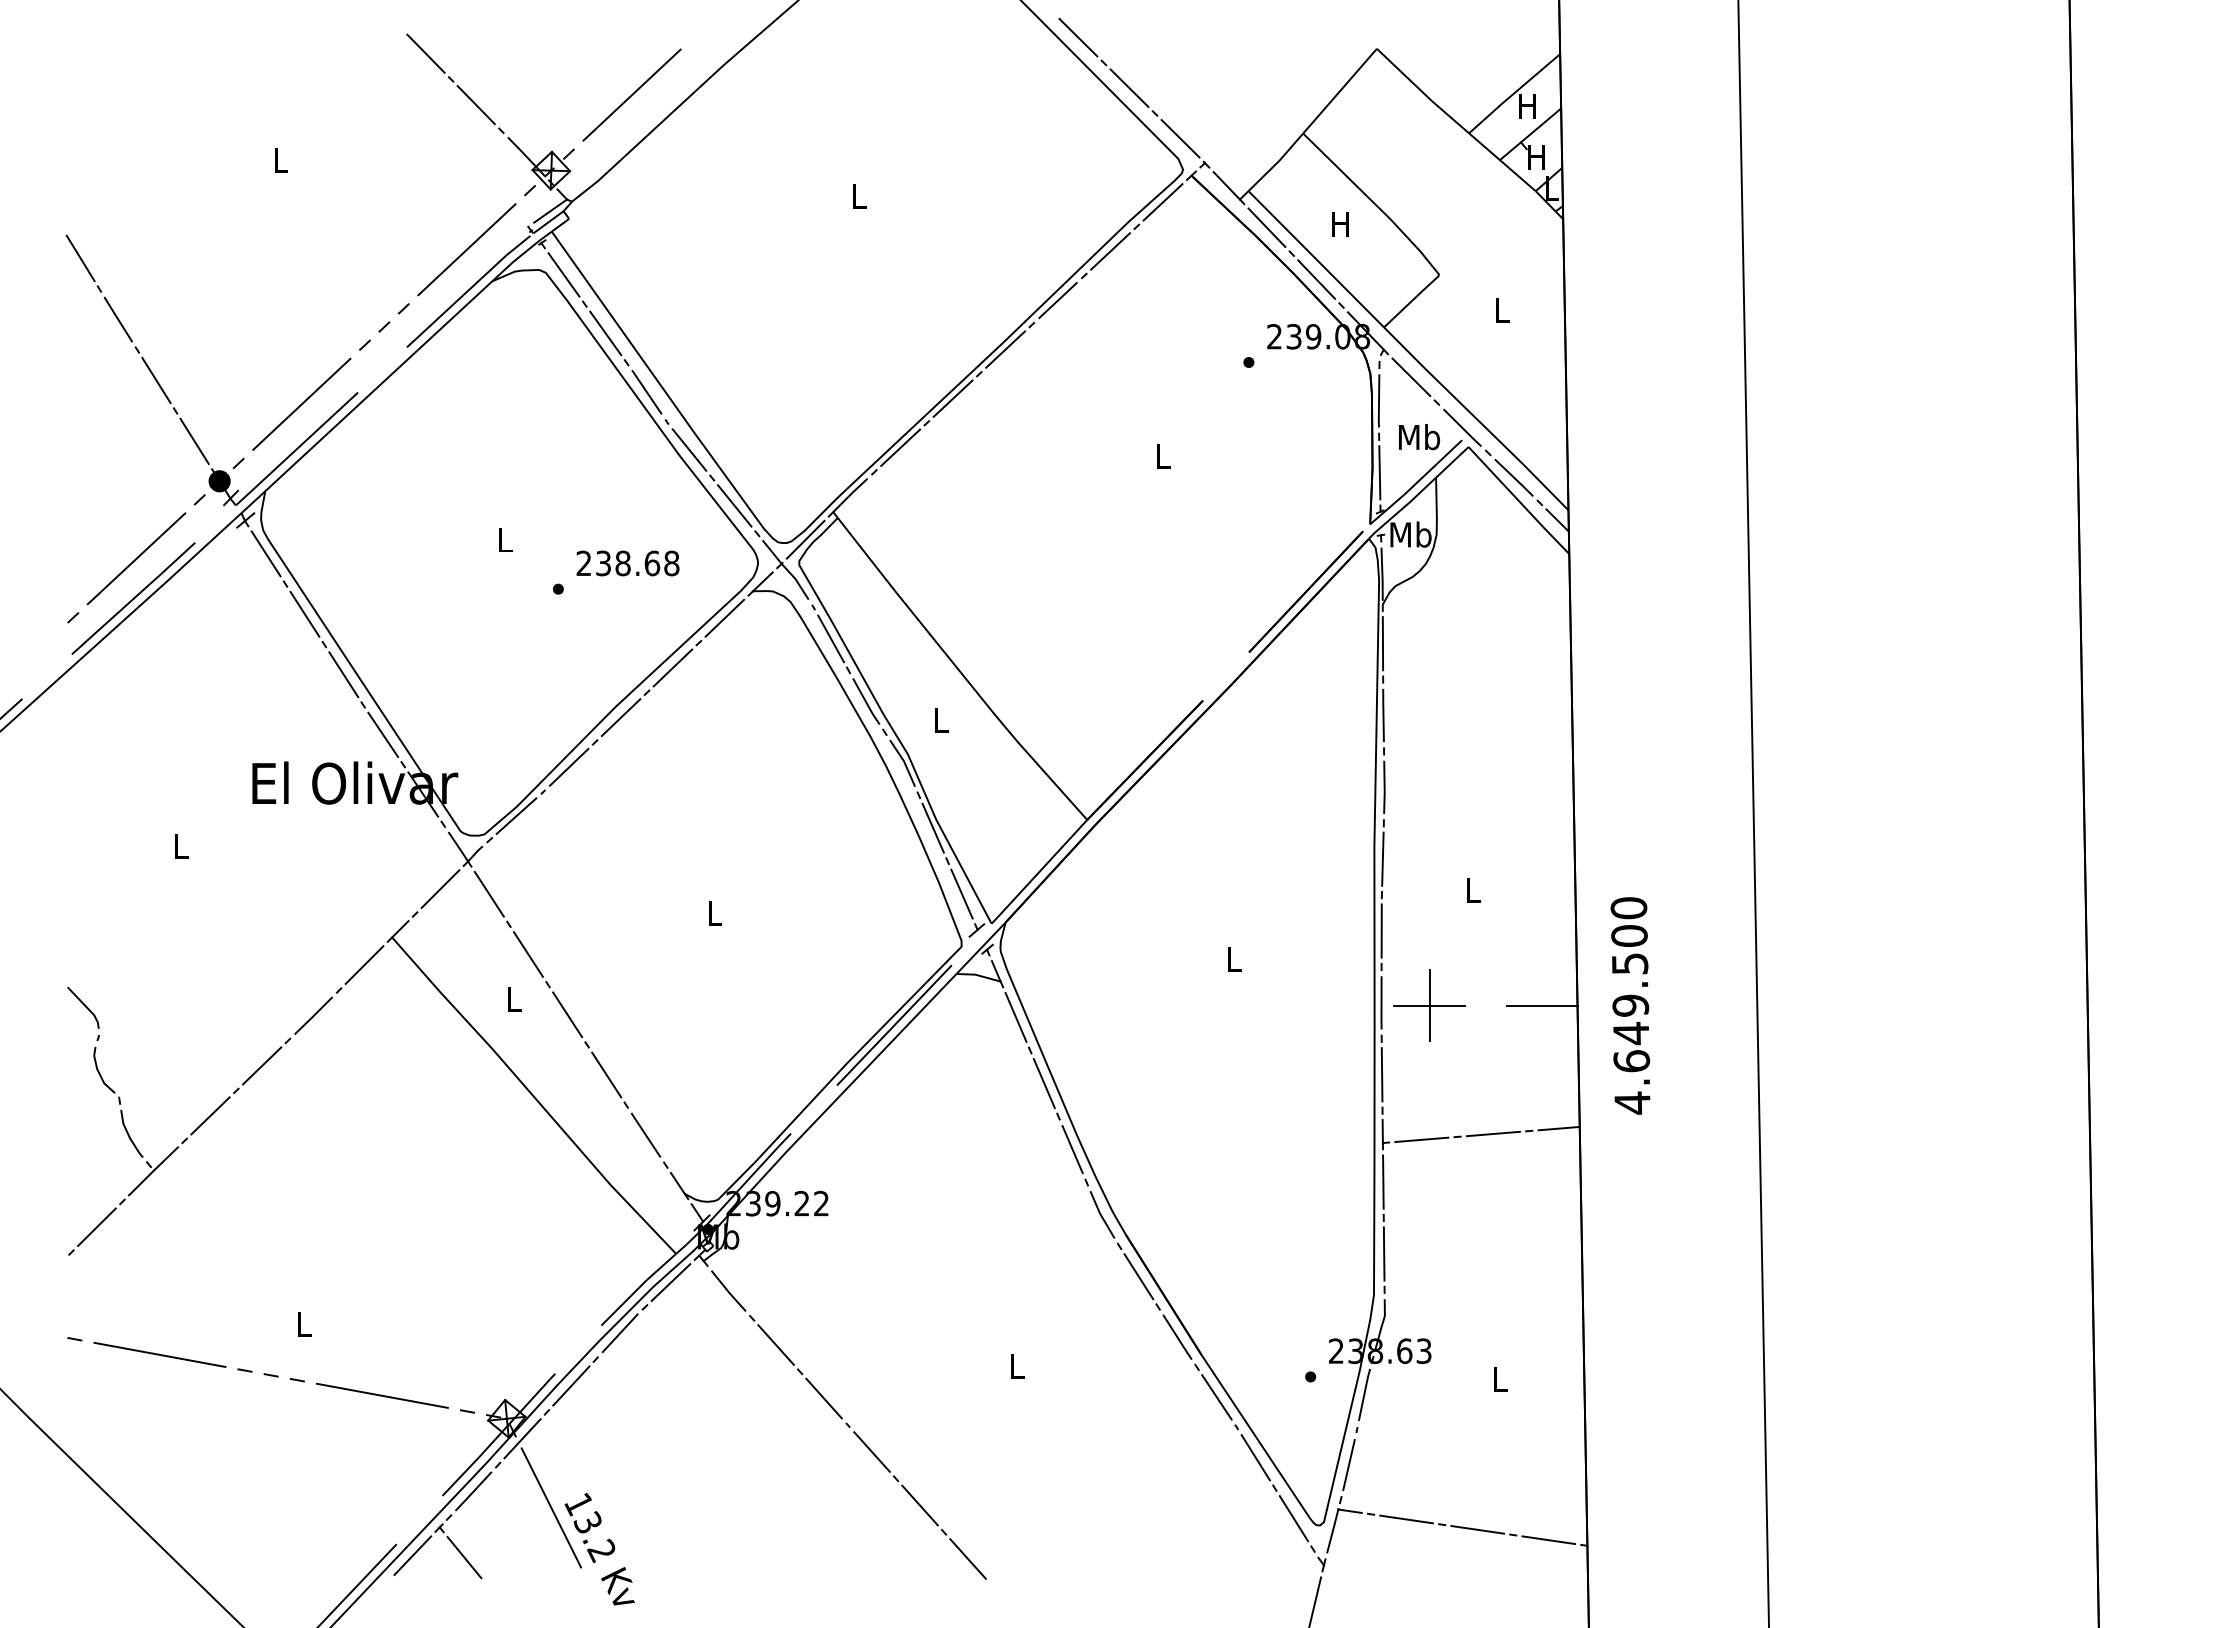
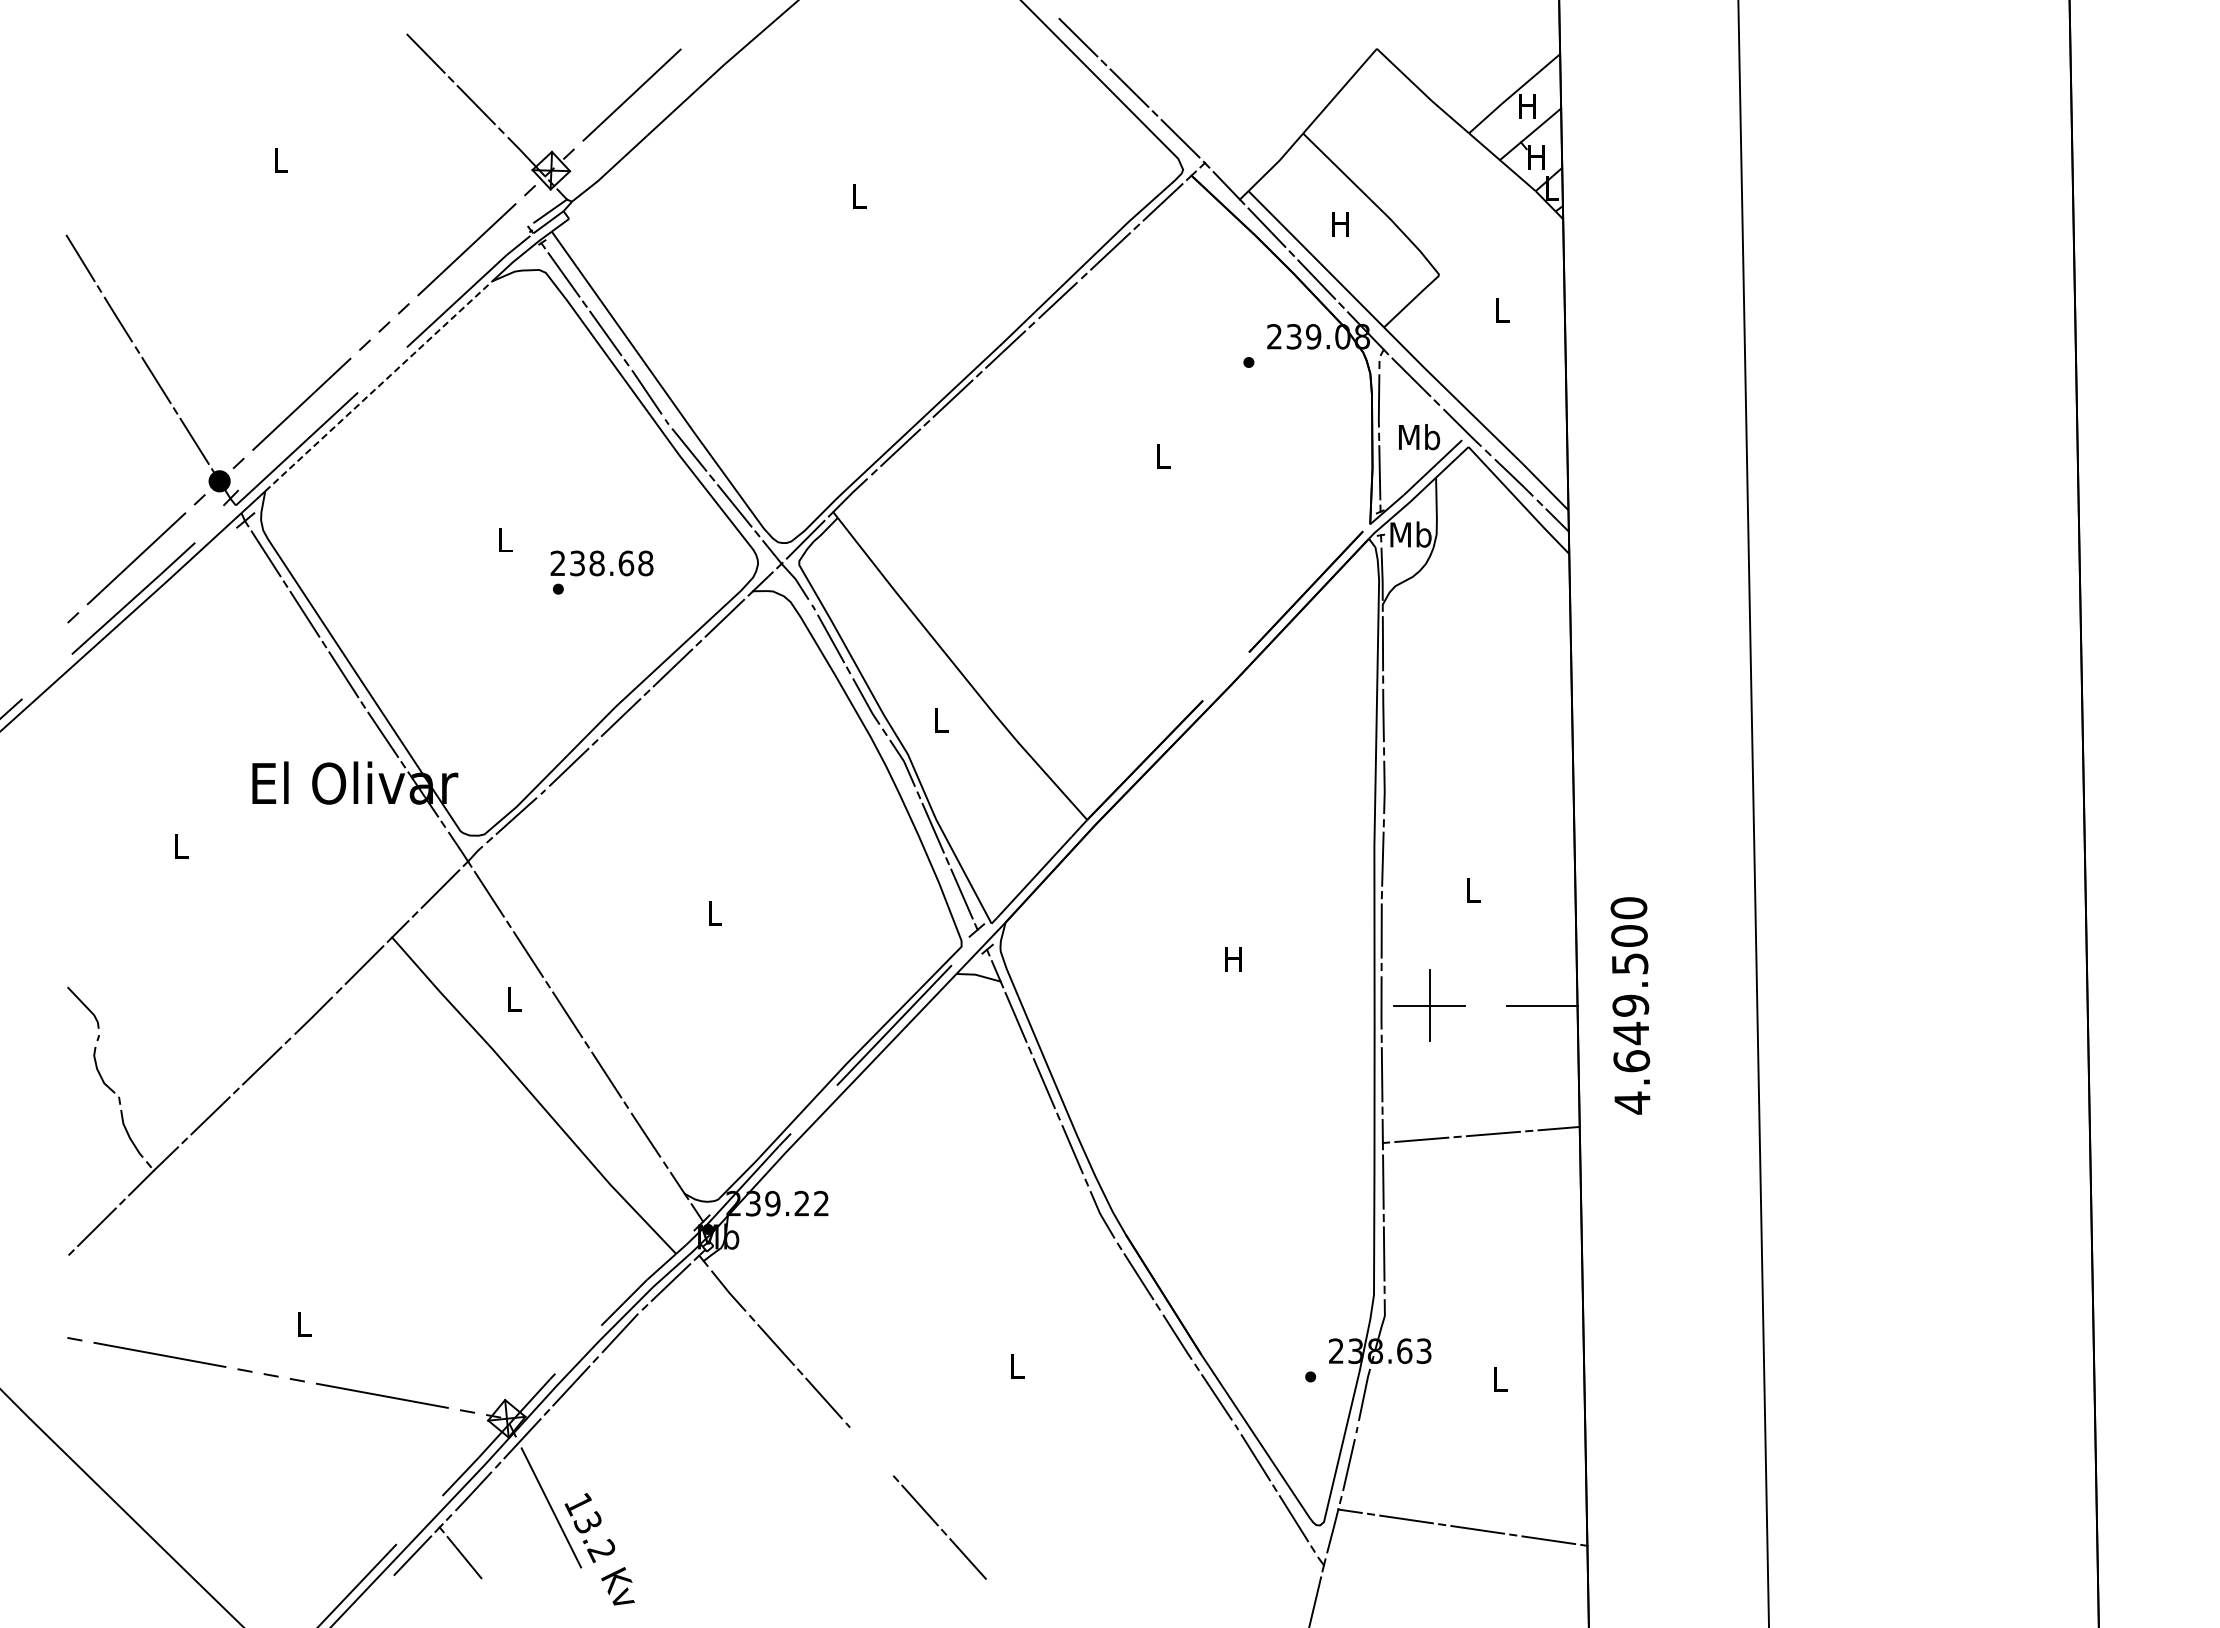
line: solid -> dashed (378, 386)
text position: (627, 563) -> (601, 563) (601, 563)
text: L -> H (1233, 959)
line: present -> none (871, 1451)
